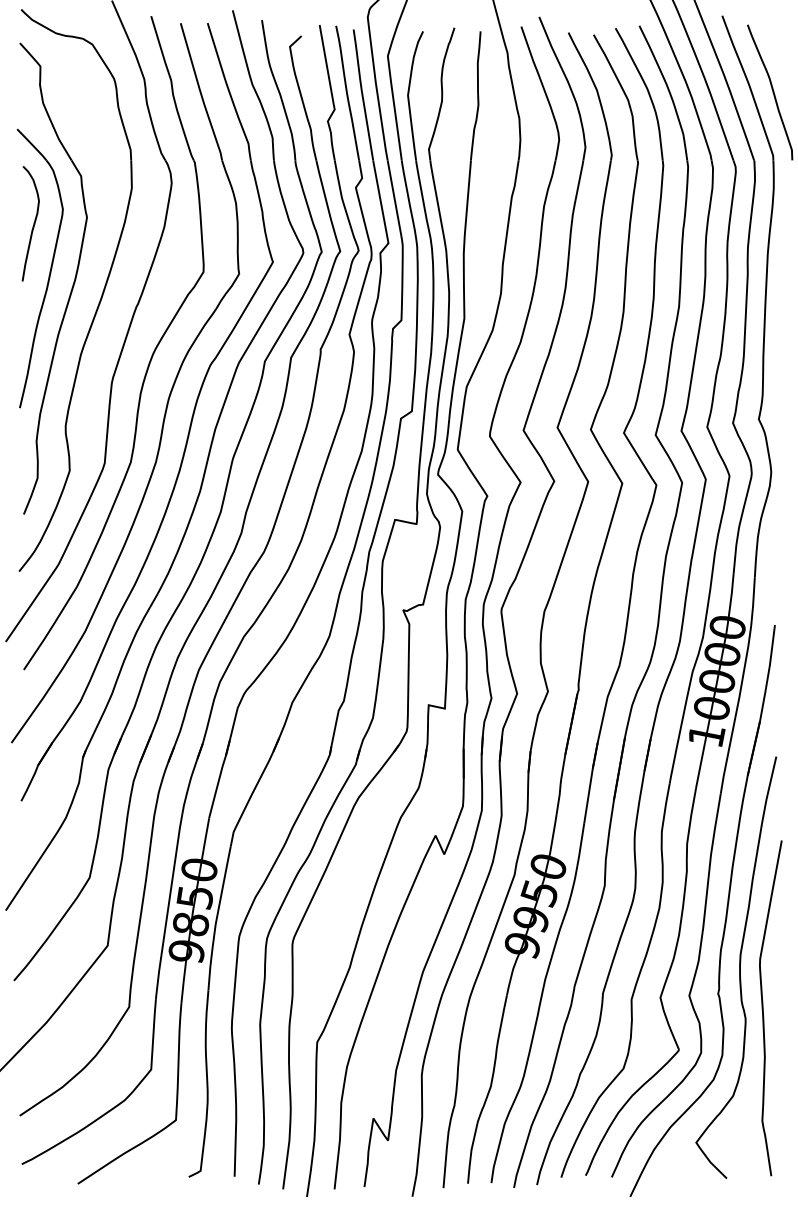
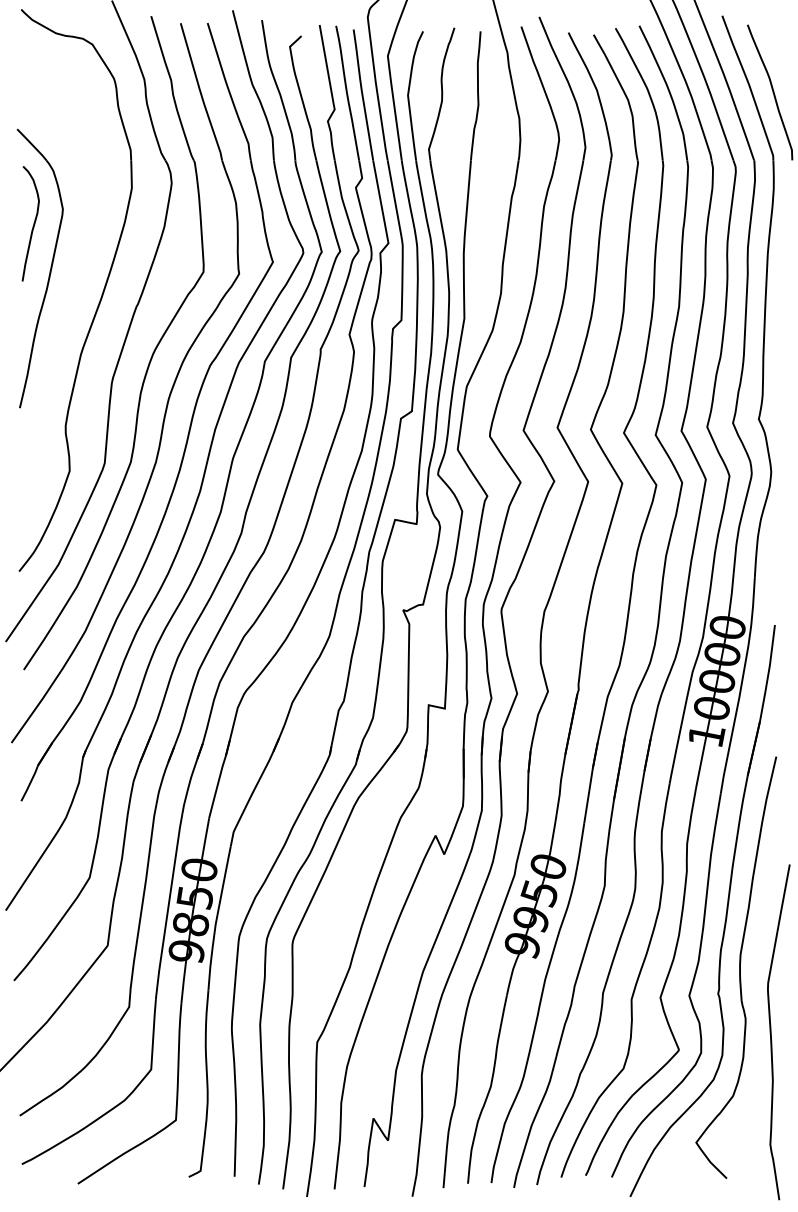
part: present -> none (72, 284)
curve position: (763, 1008) -> (771, 1032) (771, 1032)
